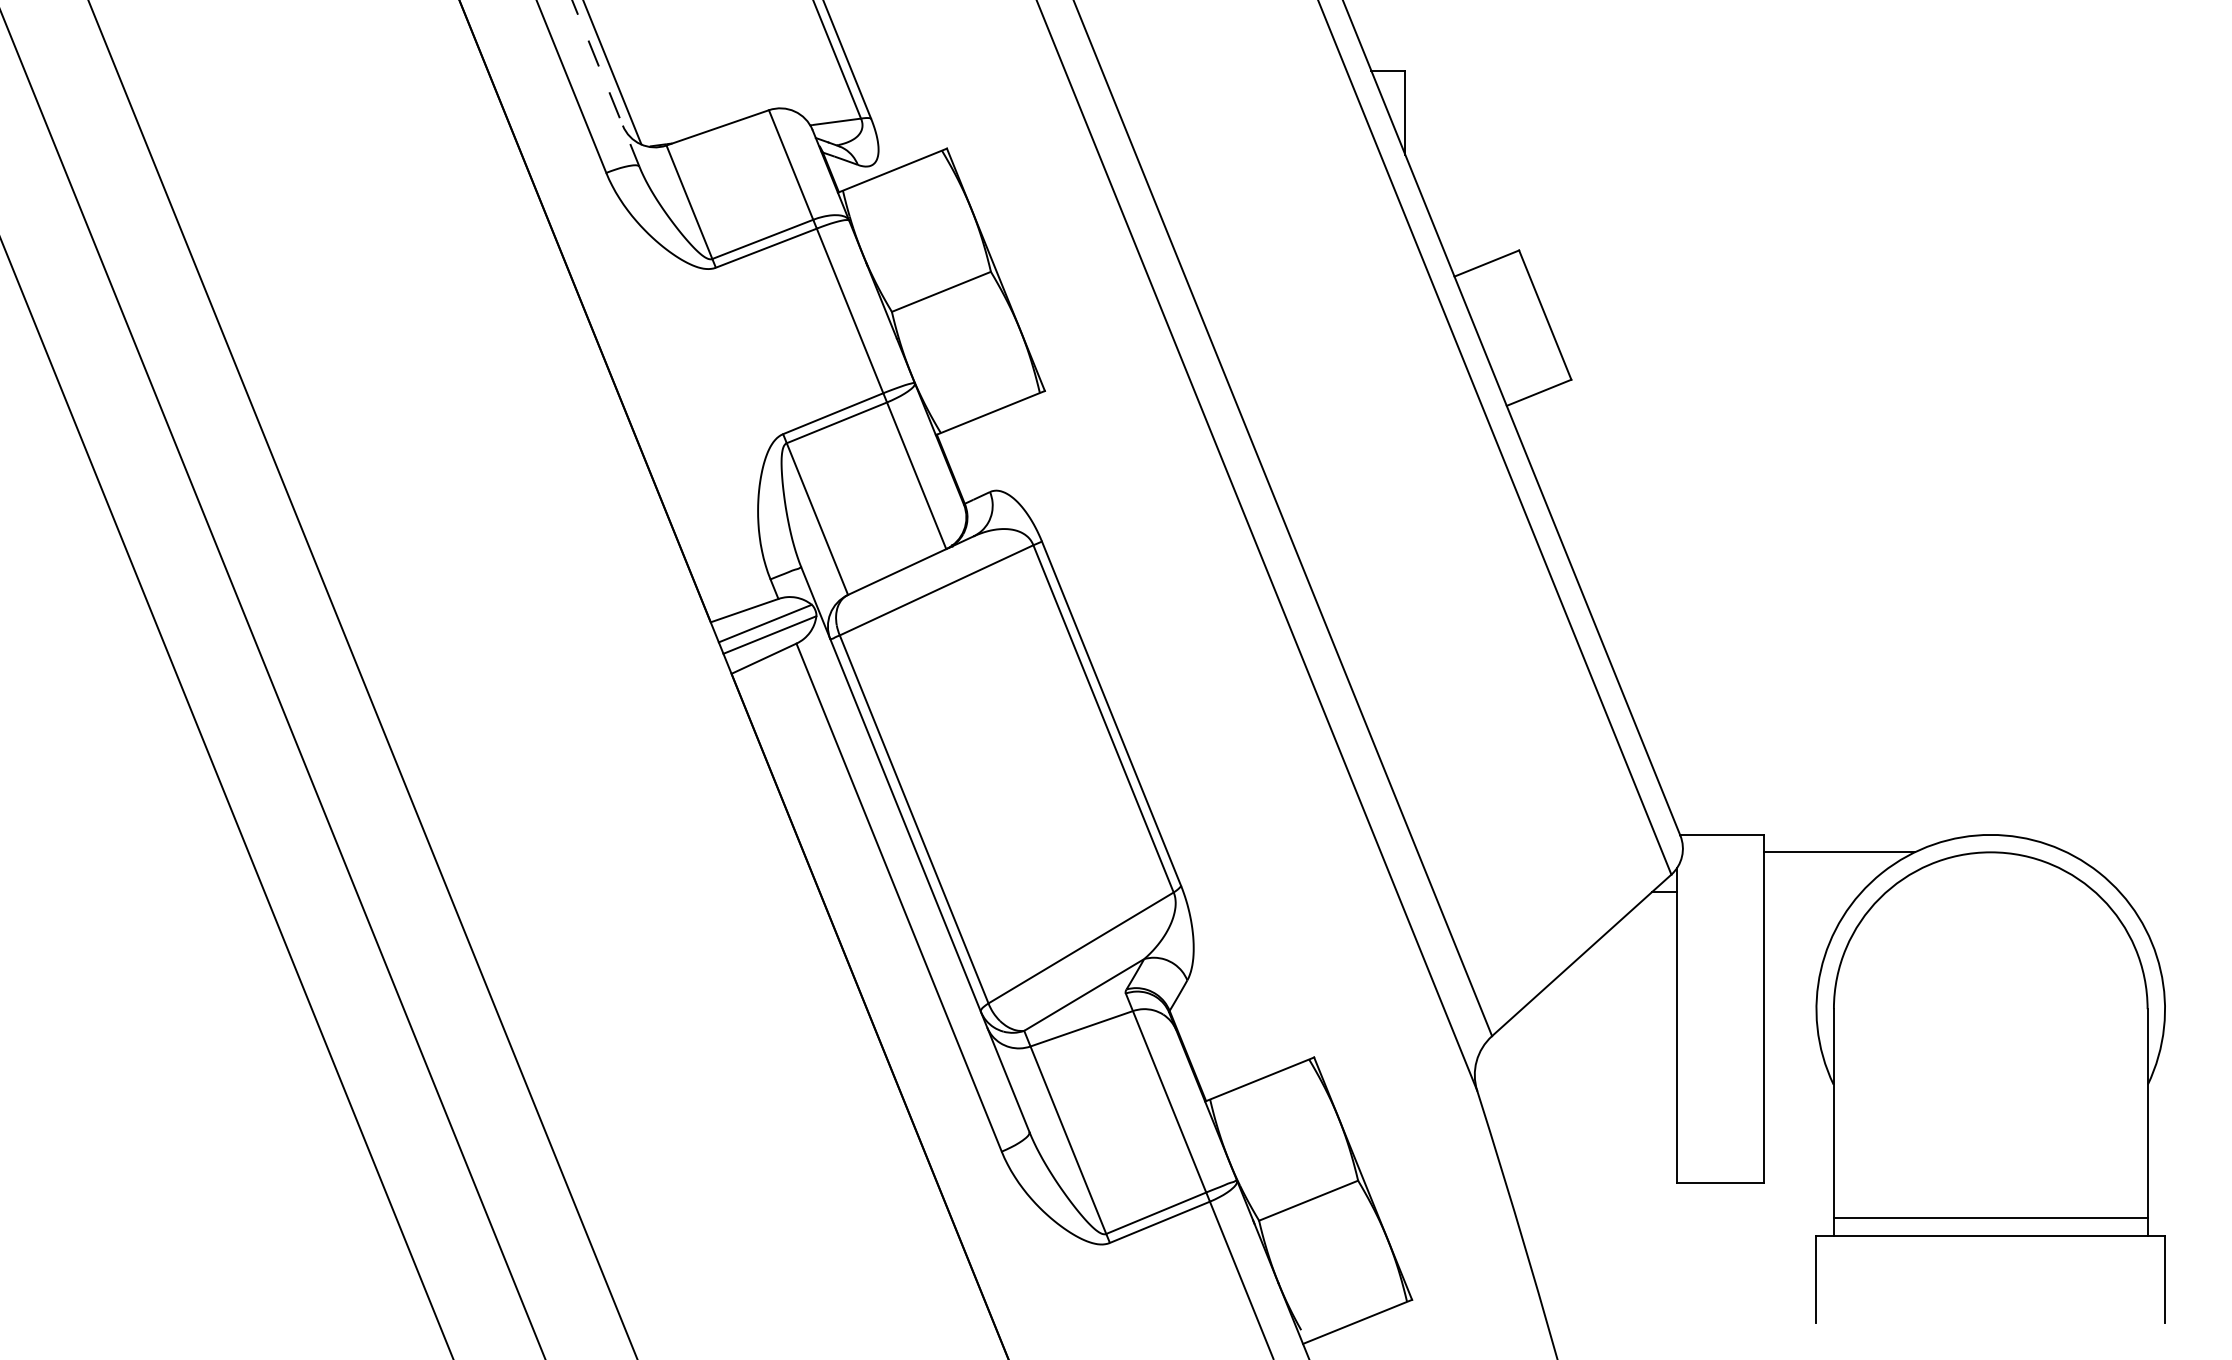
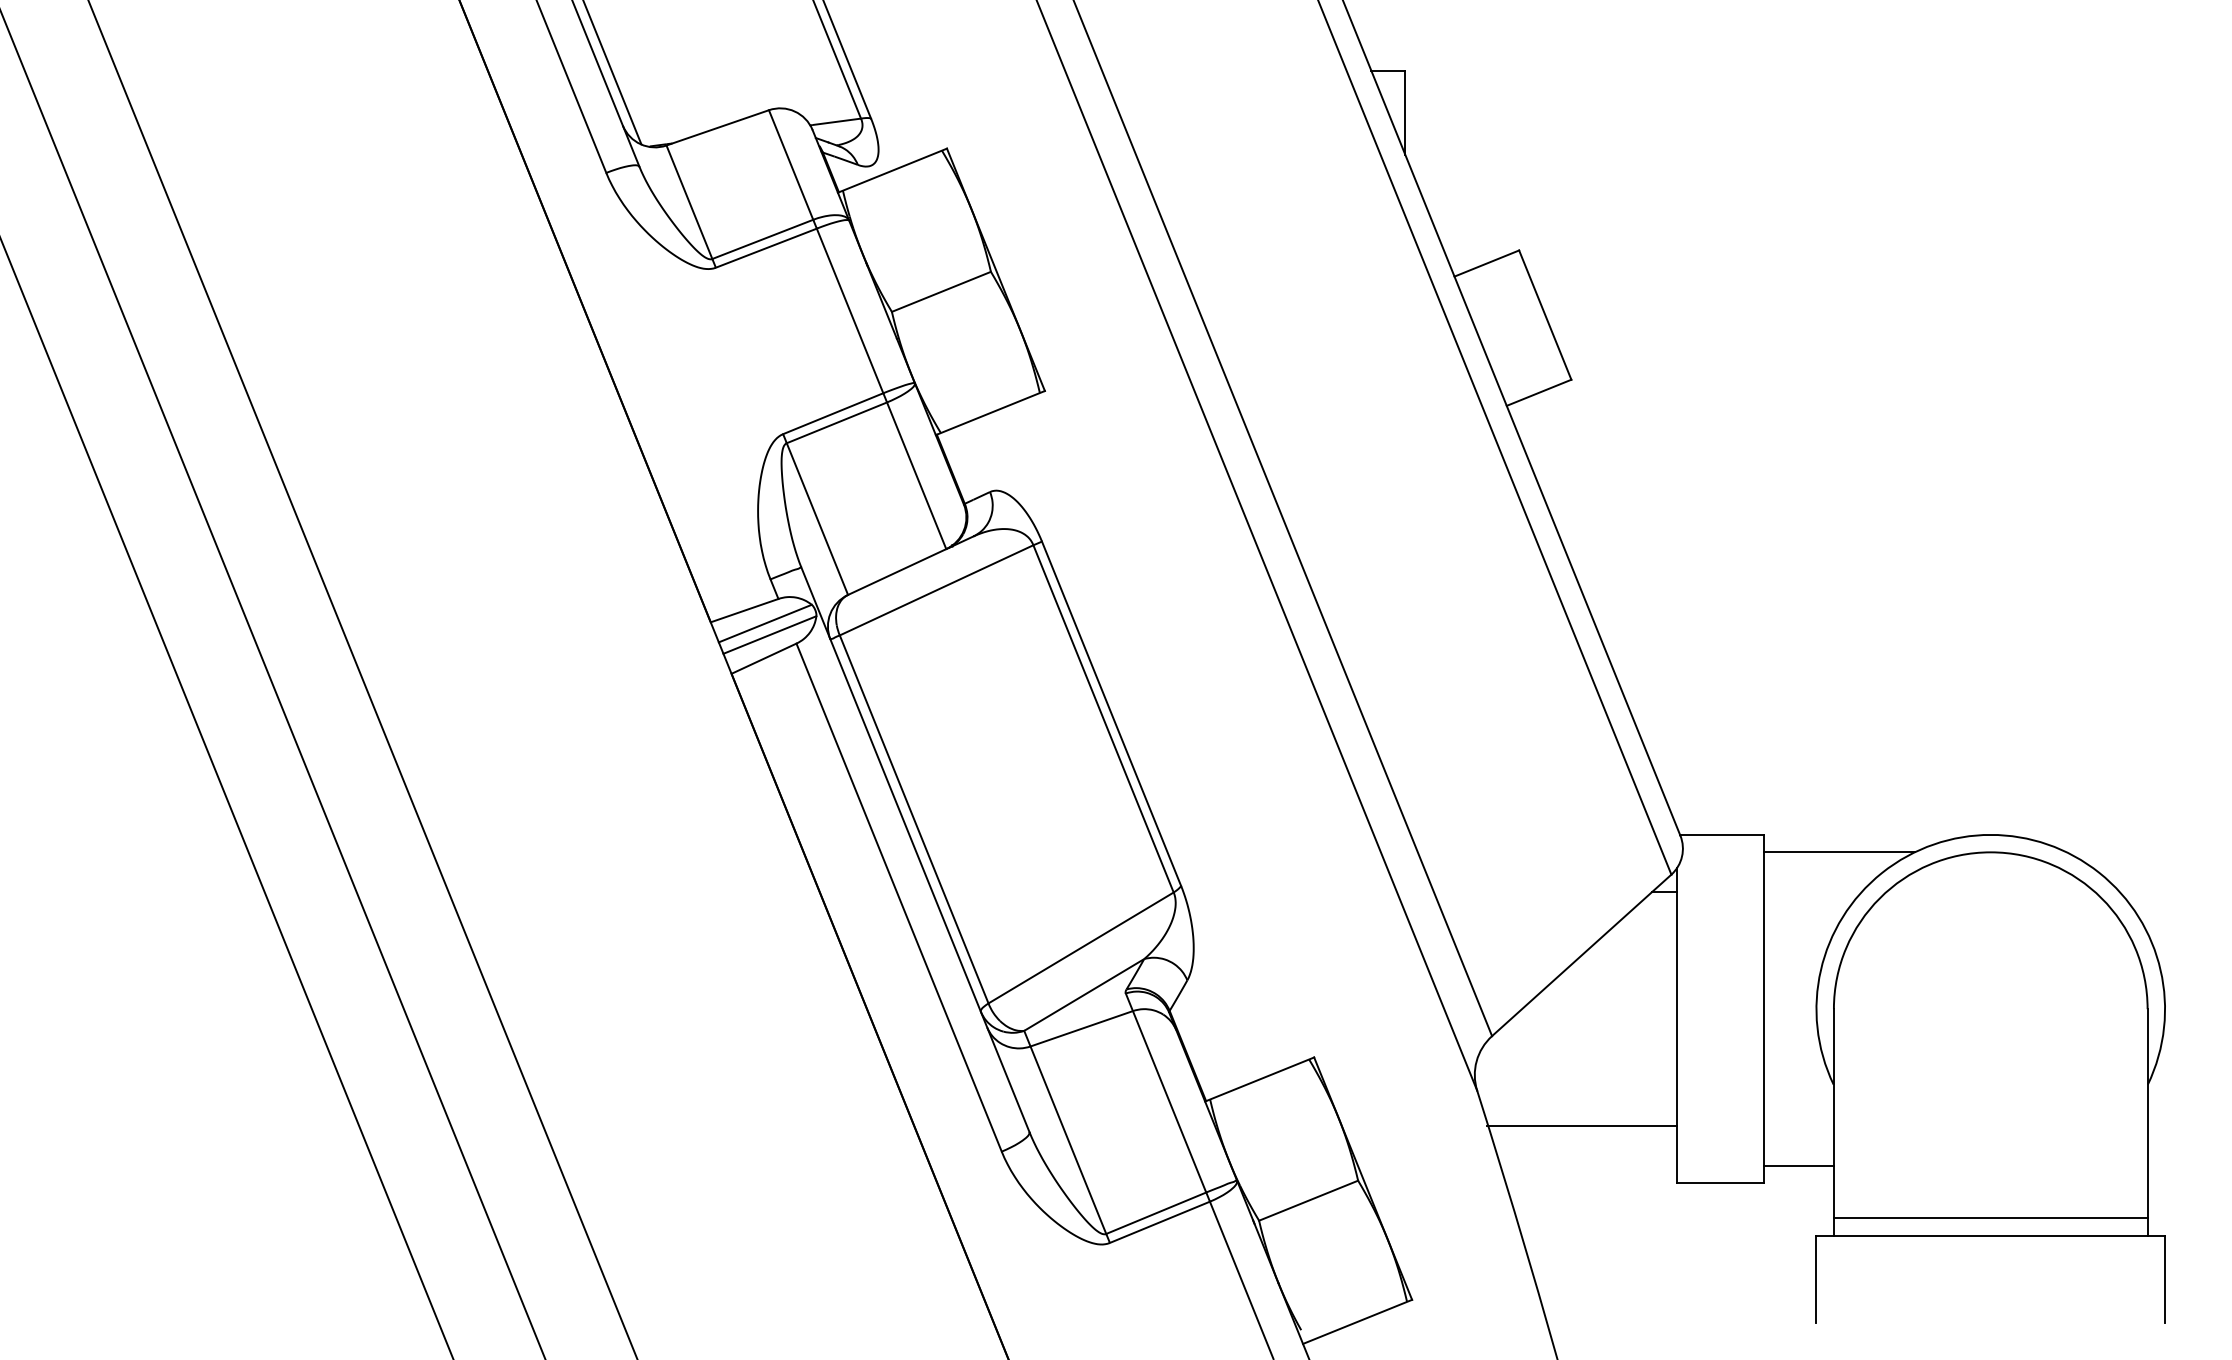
line: dashed -> solid (605, 83)
line: none -> present (1582, 1126)
line: none -> present (1798, 1166)
